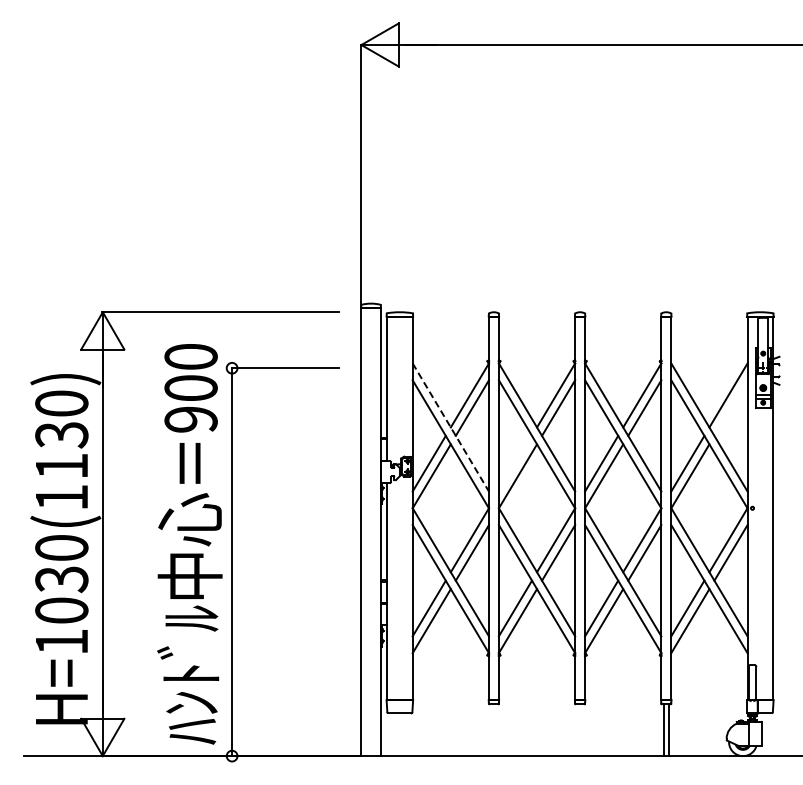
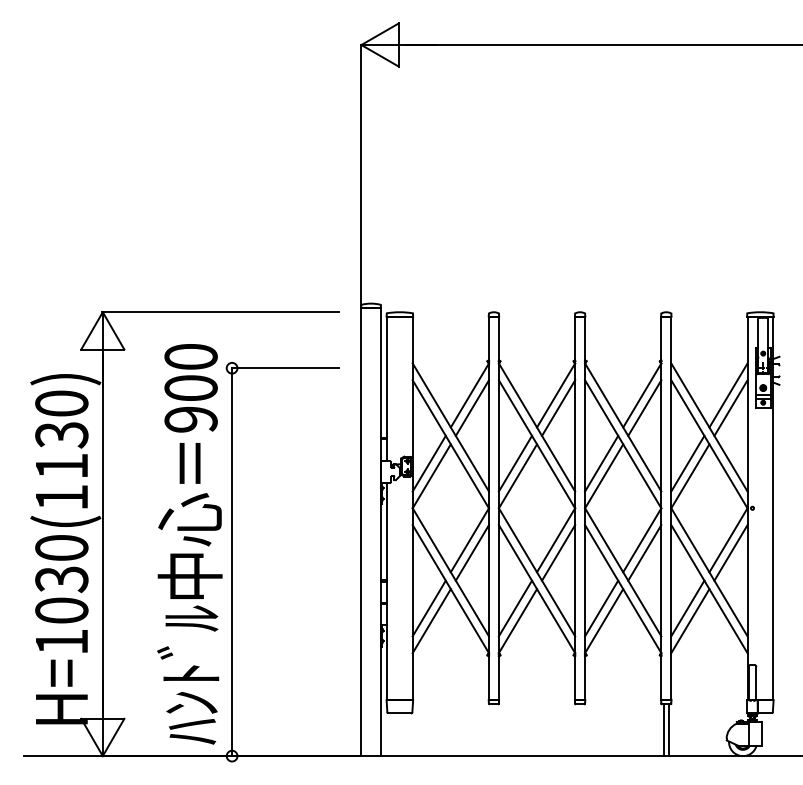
line: none -> present (730, 407)
line: dashed -> solid (450, 427)
line: none -> present (514, 463)
